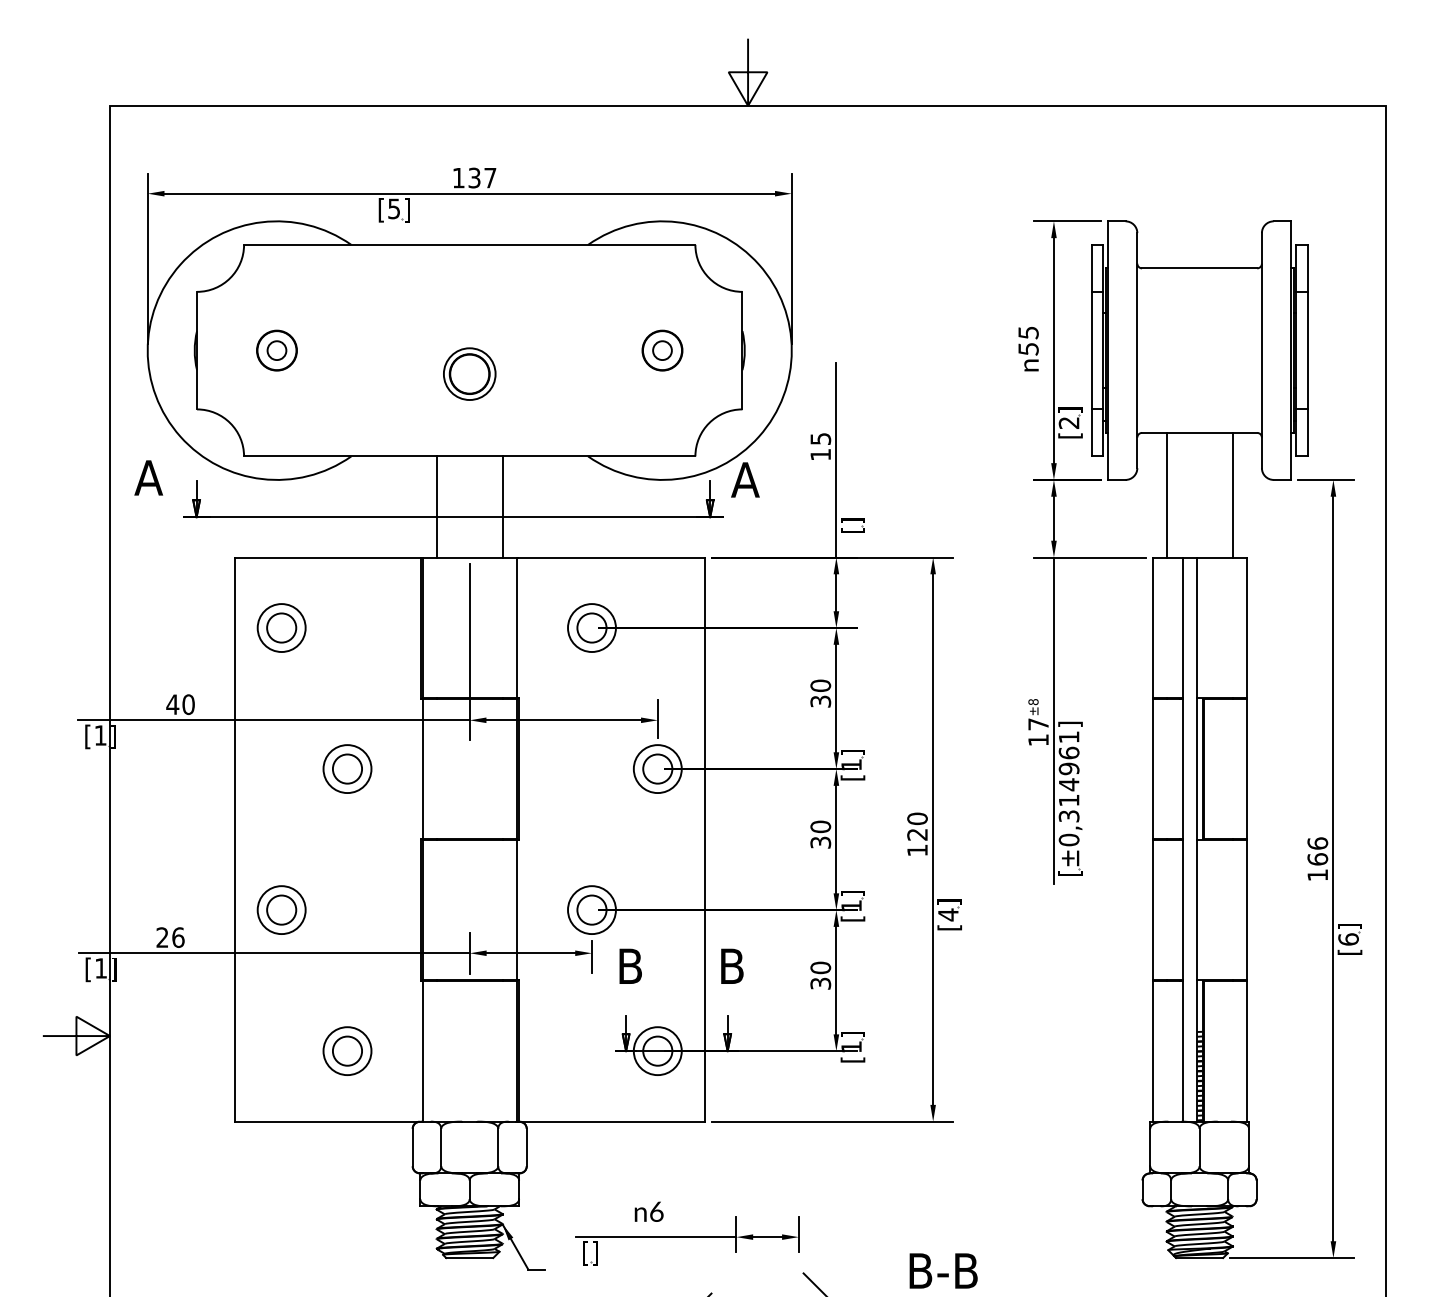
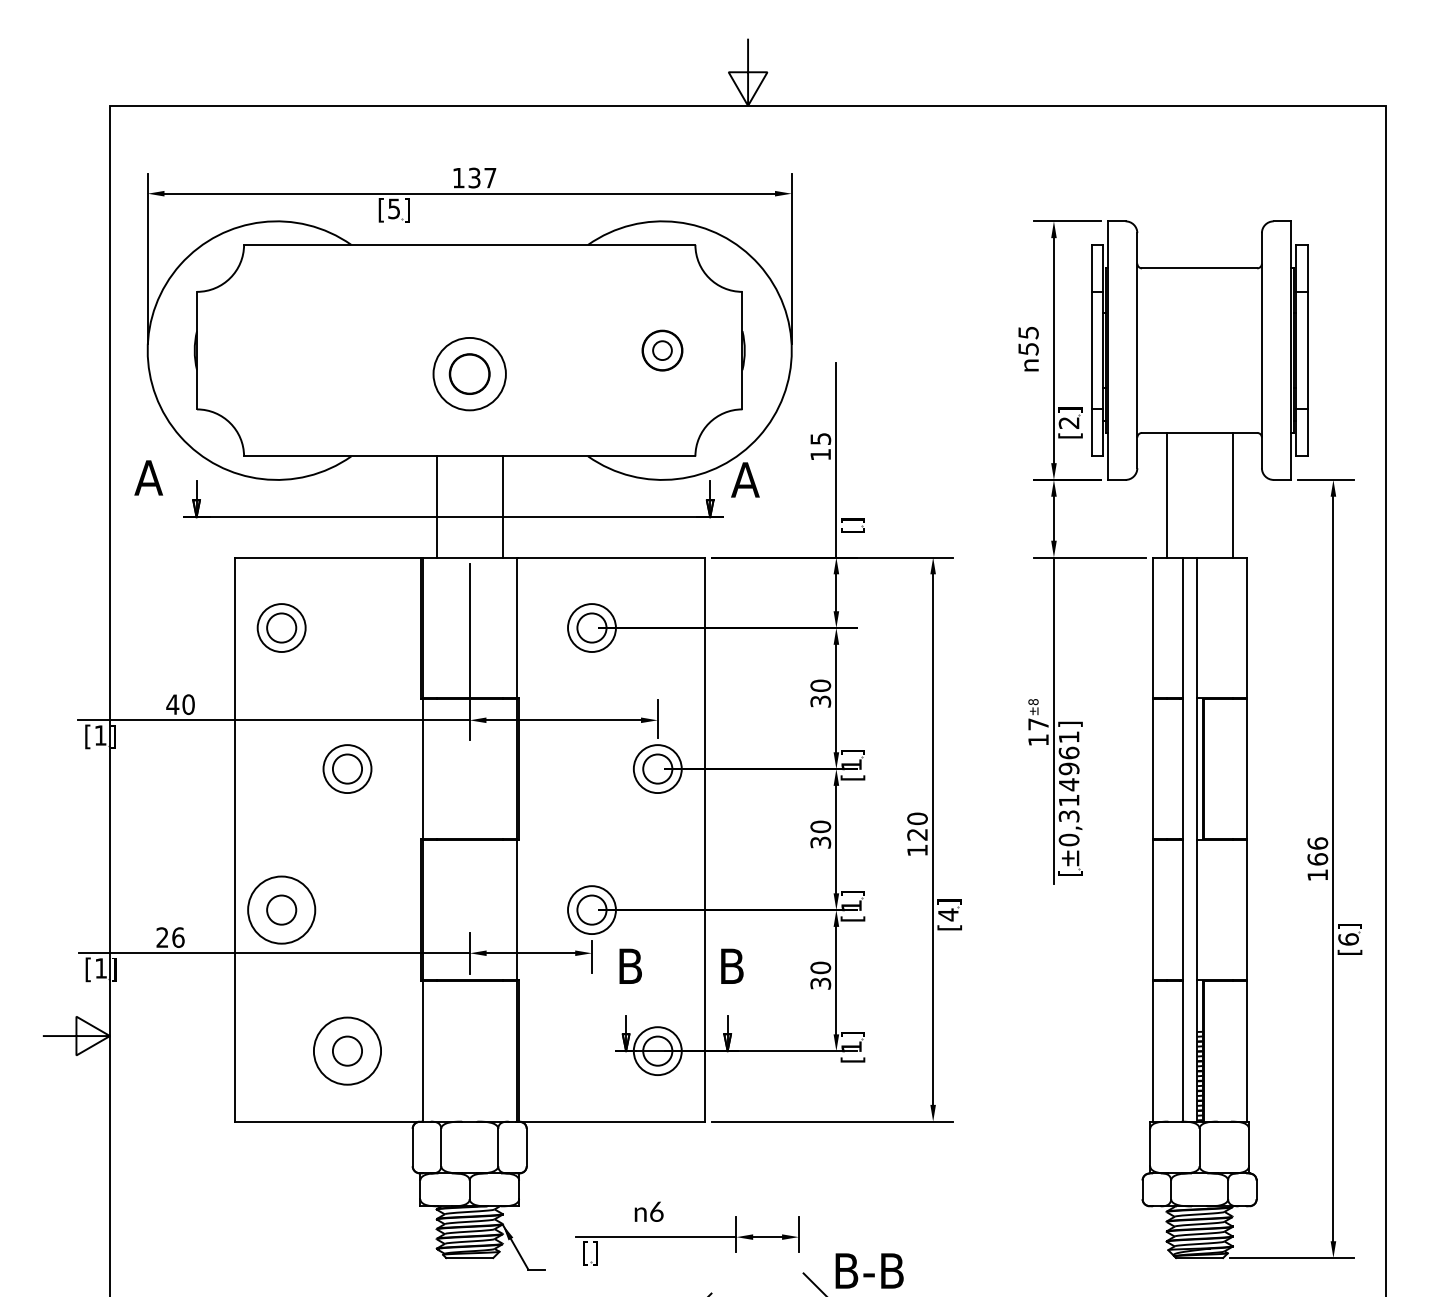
part: present -> none (276, 350)
circle diameter: 52 px -> 72 px (469, 373)
circle diameter: 48 px -> 67 px (281, 909)
circle diameter: 48 px -> 67 px (347, 1050)
text position: (943, 1270) -> (869, 1270) (869, 1270)
